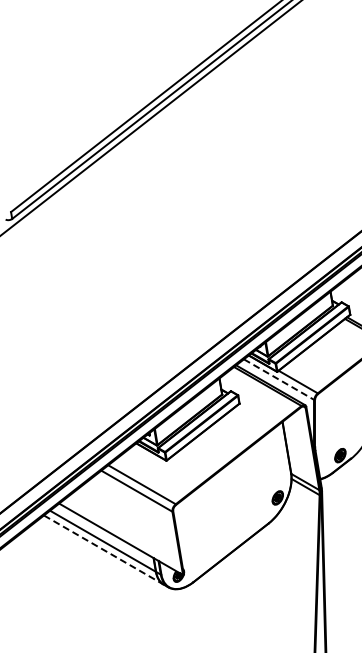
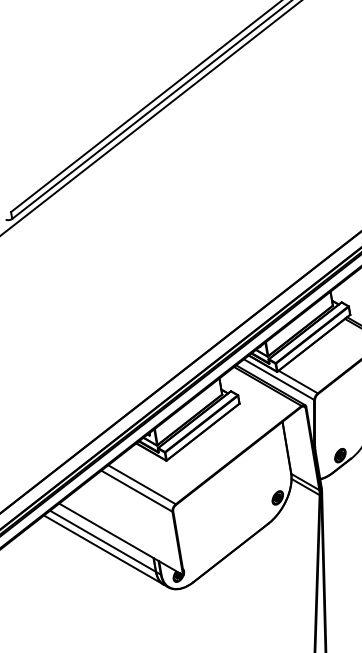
line: dashed -> solid (279, 379)
line: dashed -> solid (104, 550)
